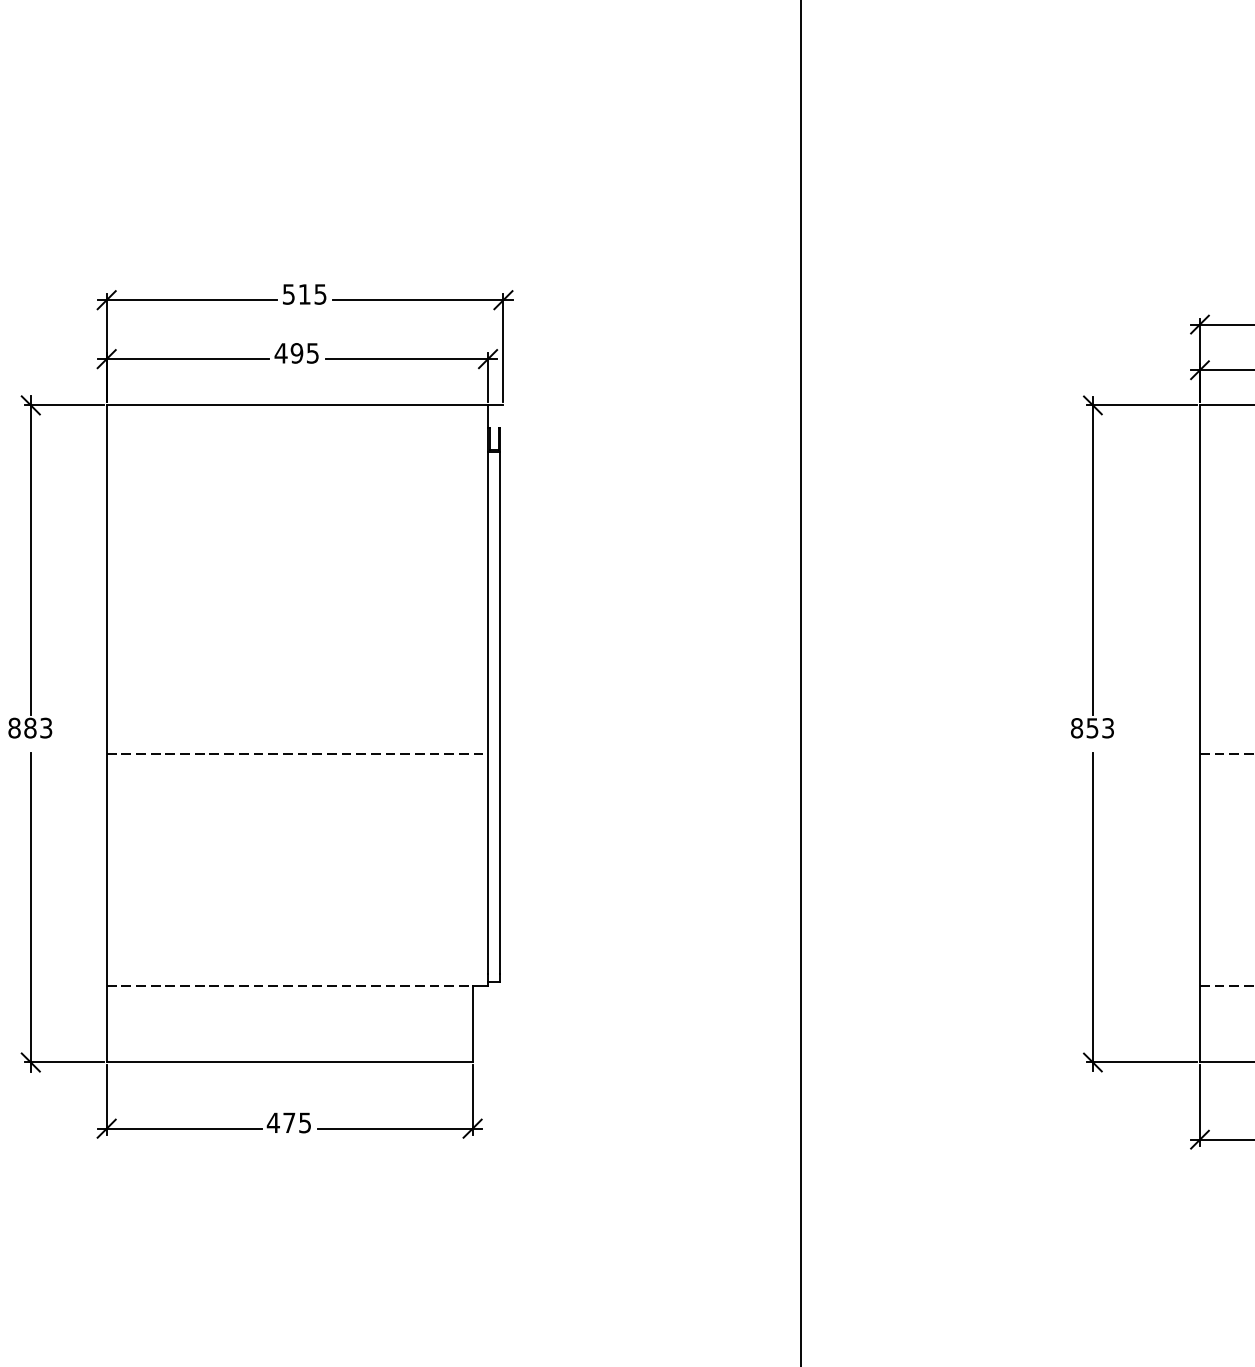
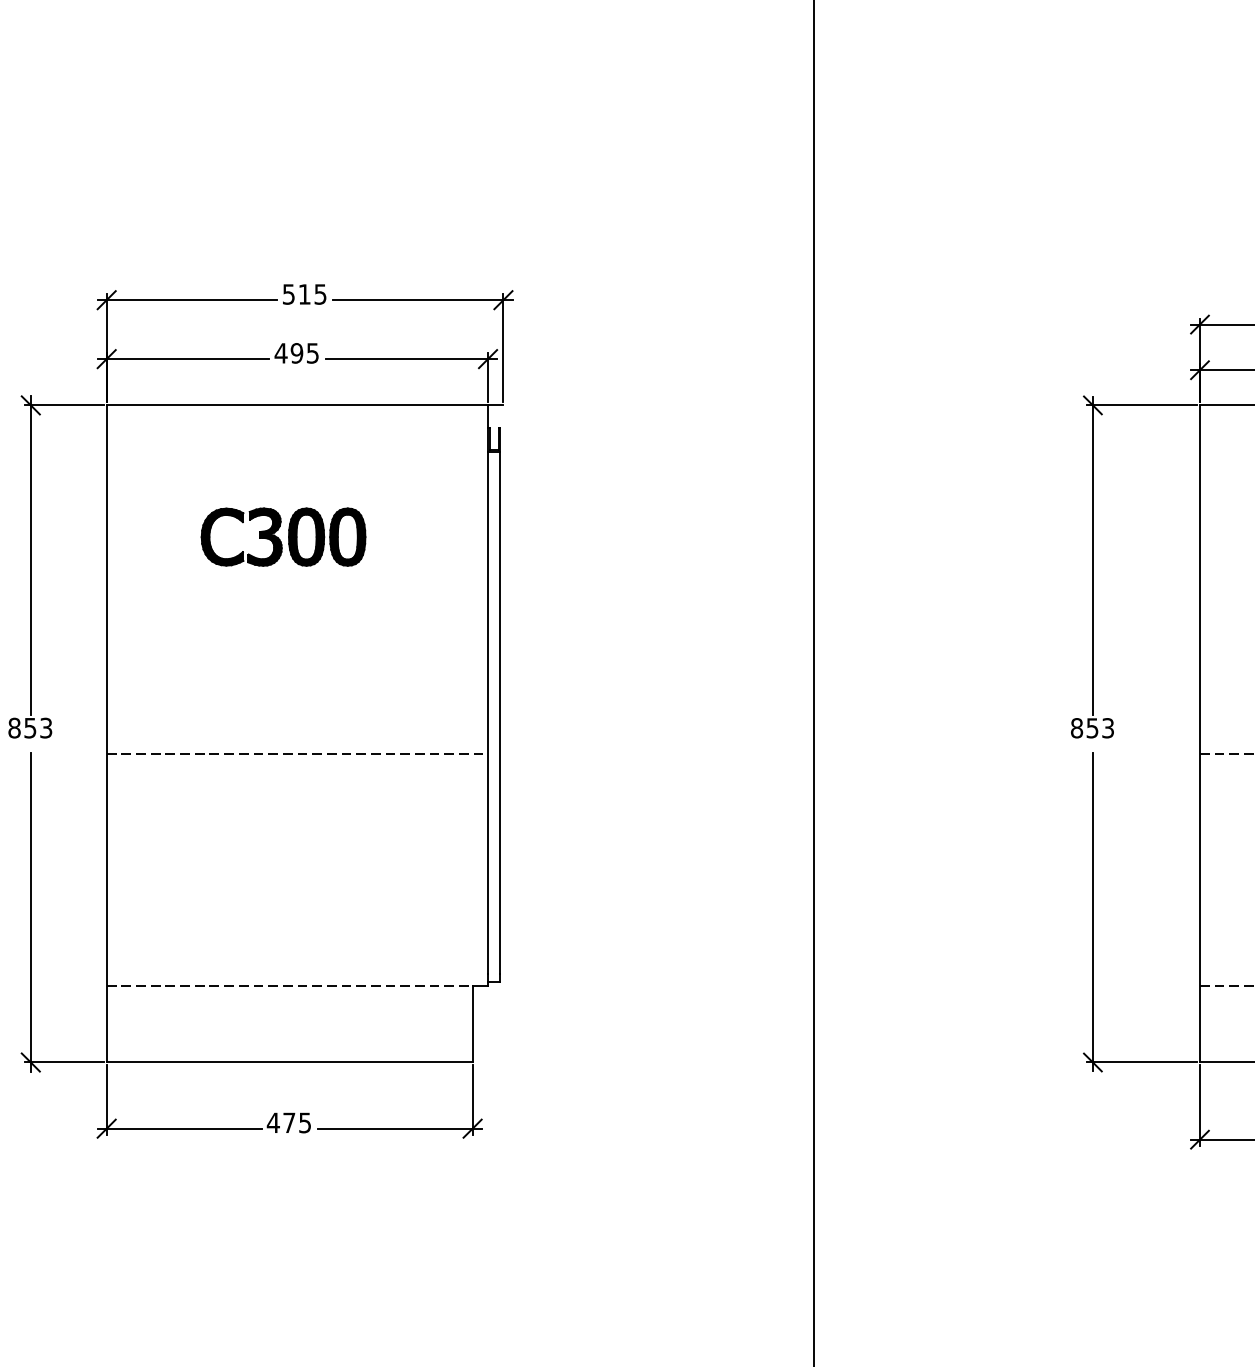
part: none -> present (283, 536)
line position: (800, 682) -> (813, 682) (813, 682)
text: 883 -> 853 (30, 727)
